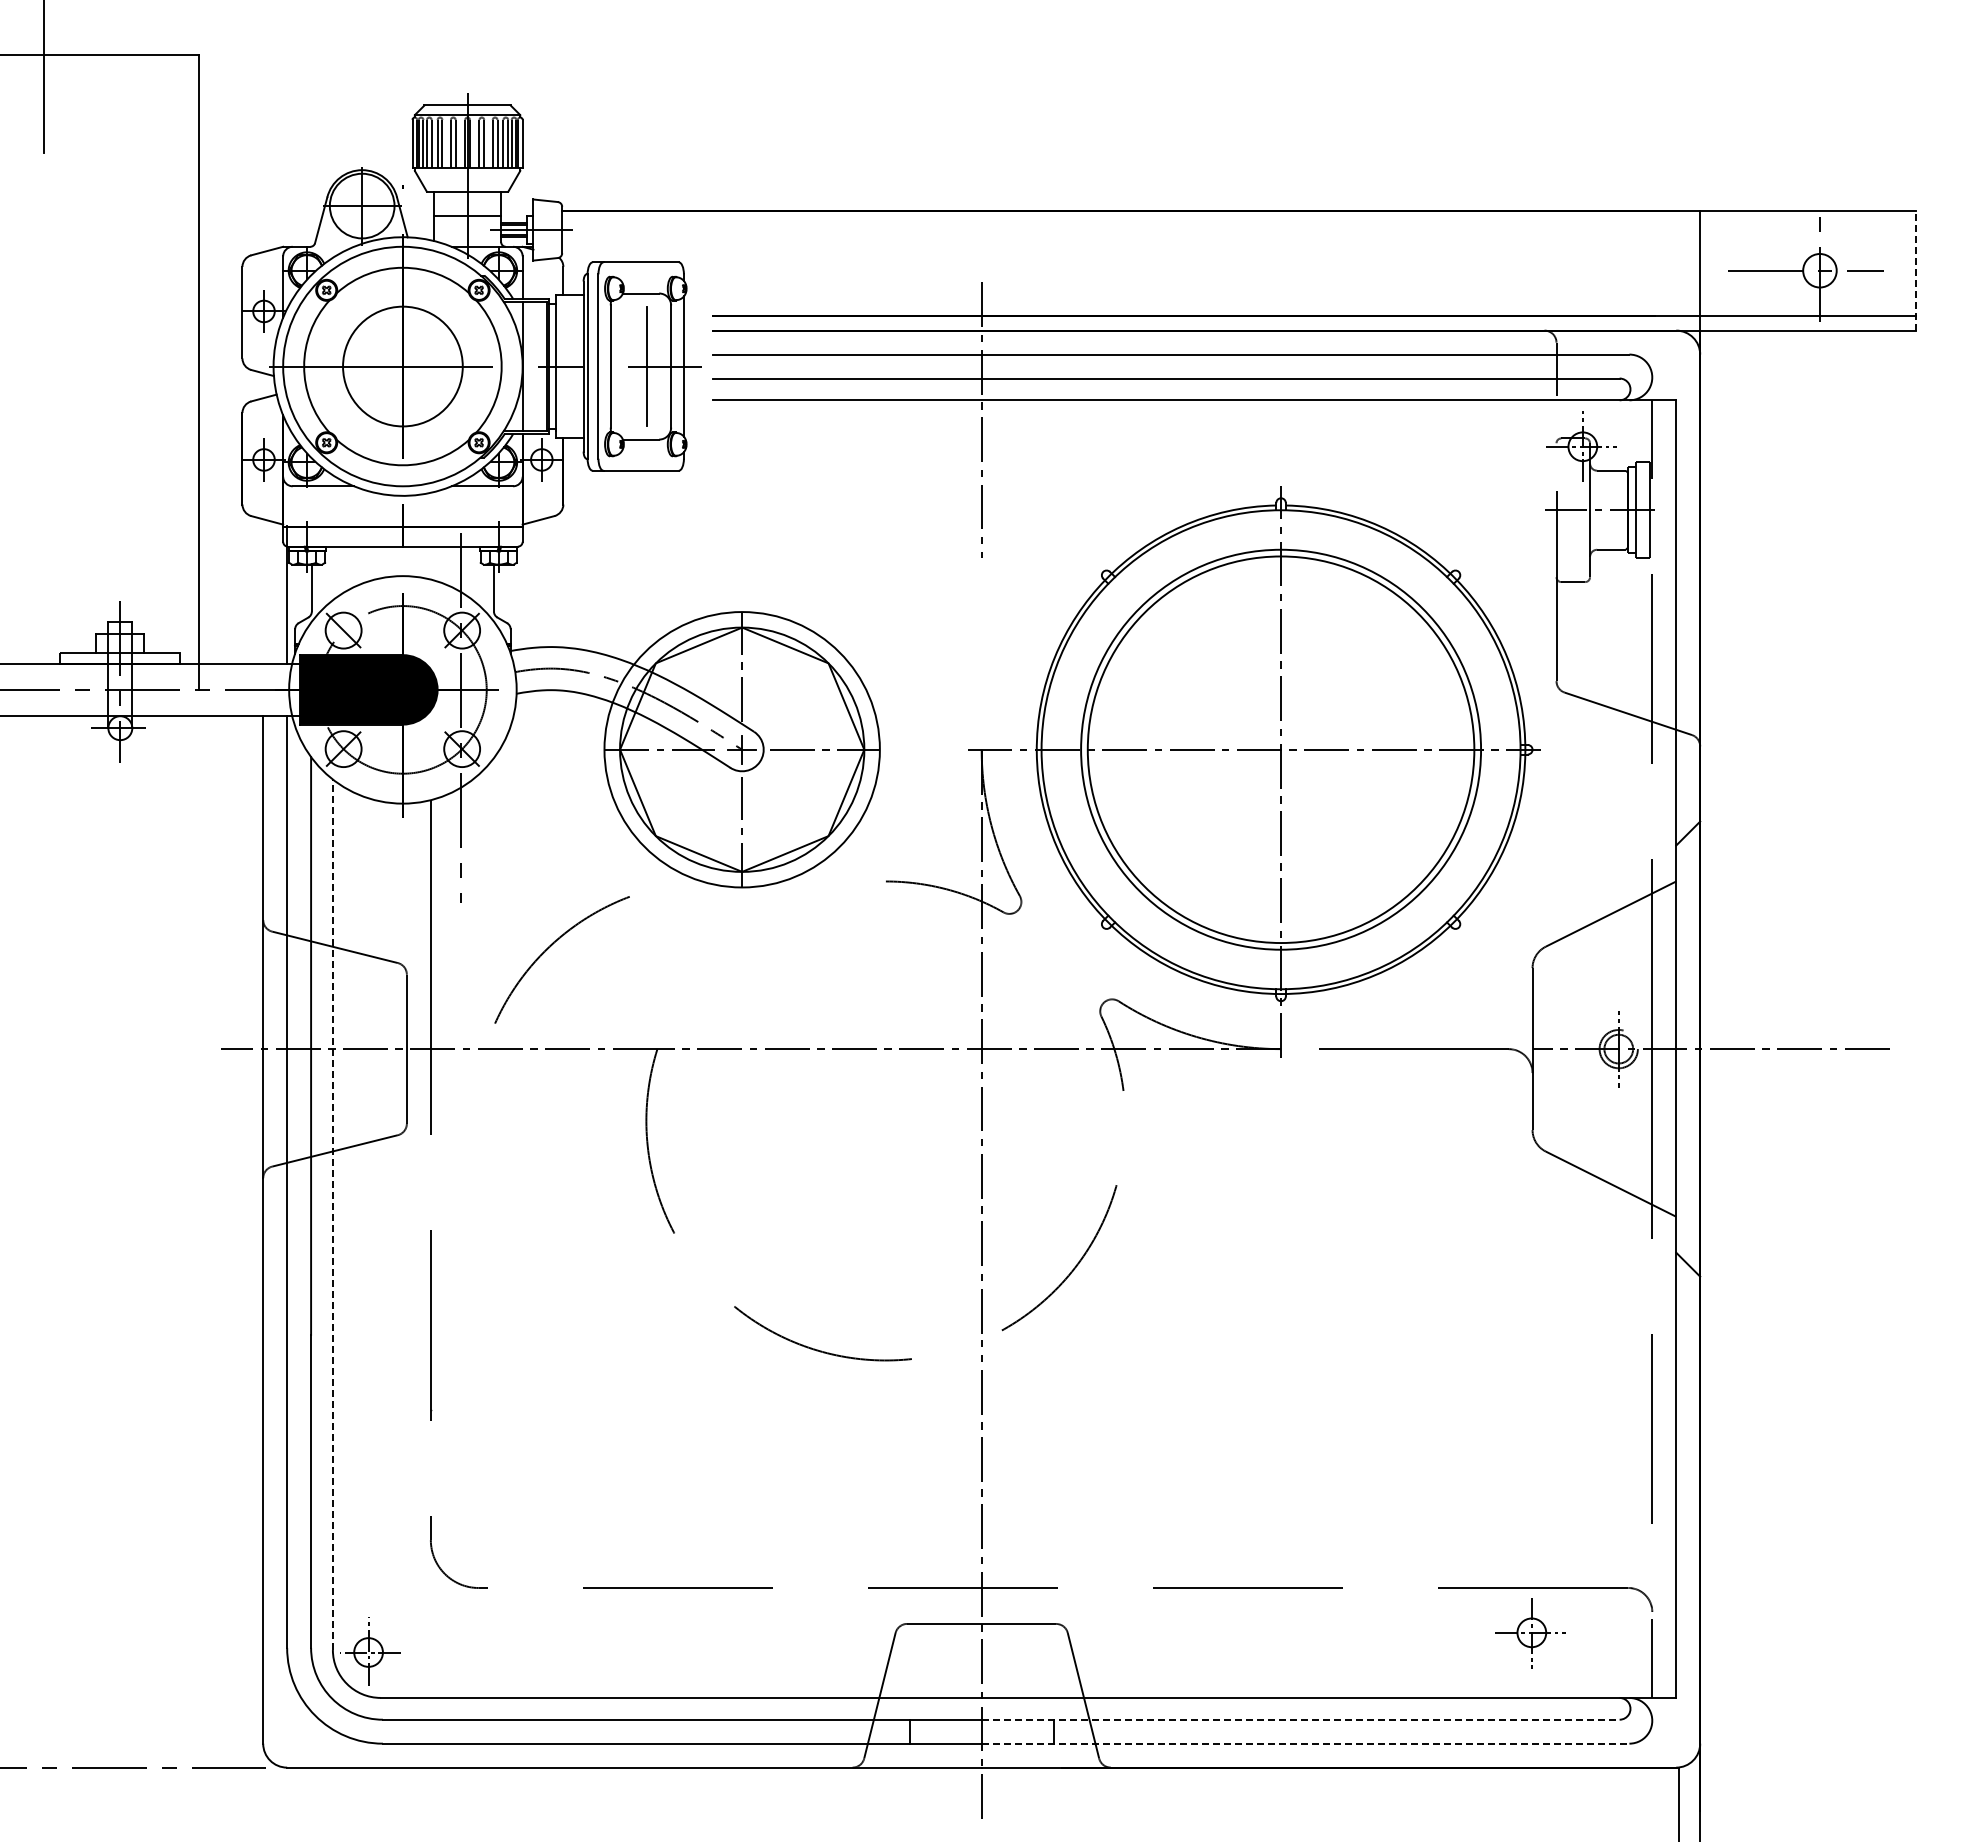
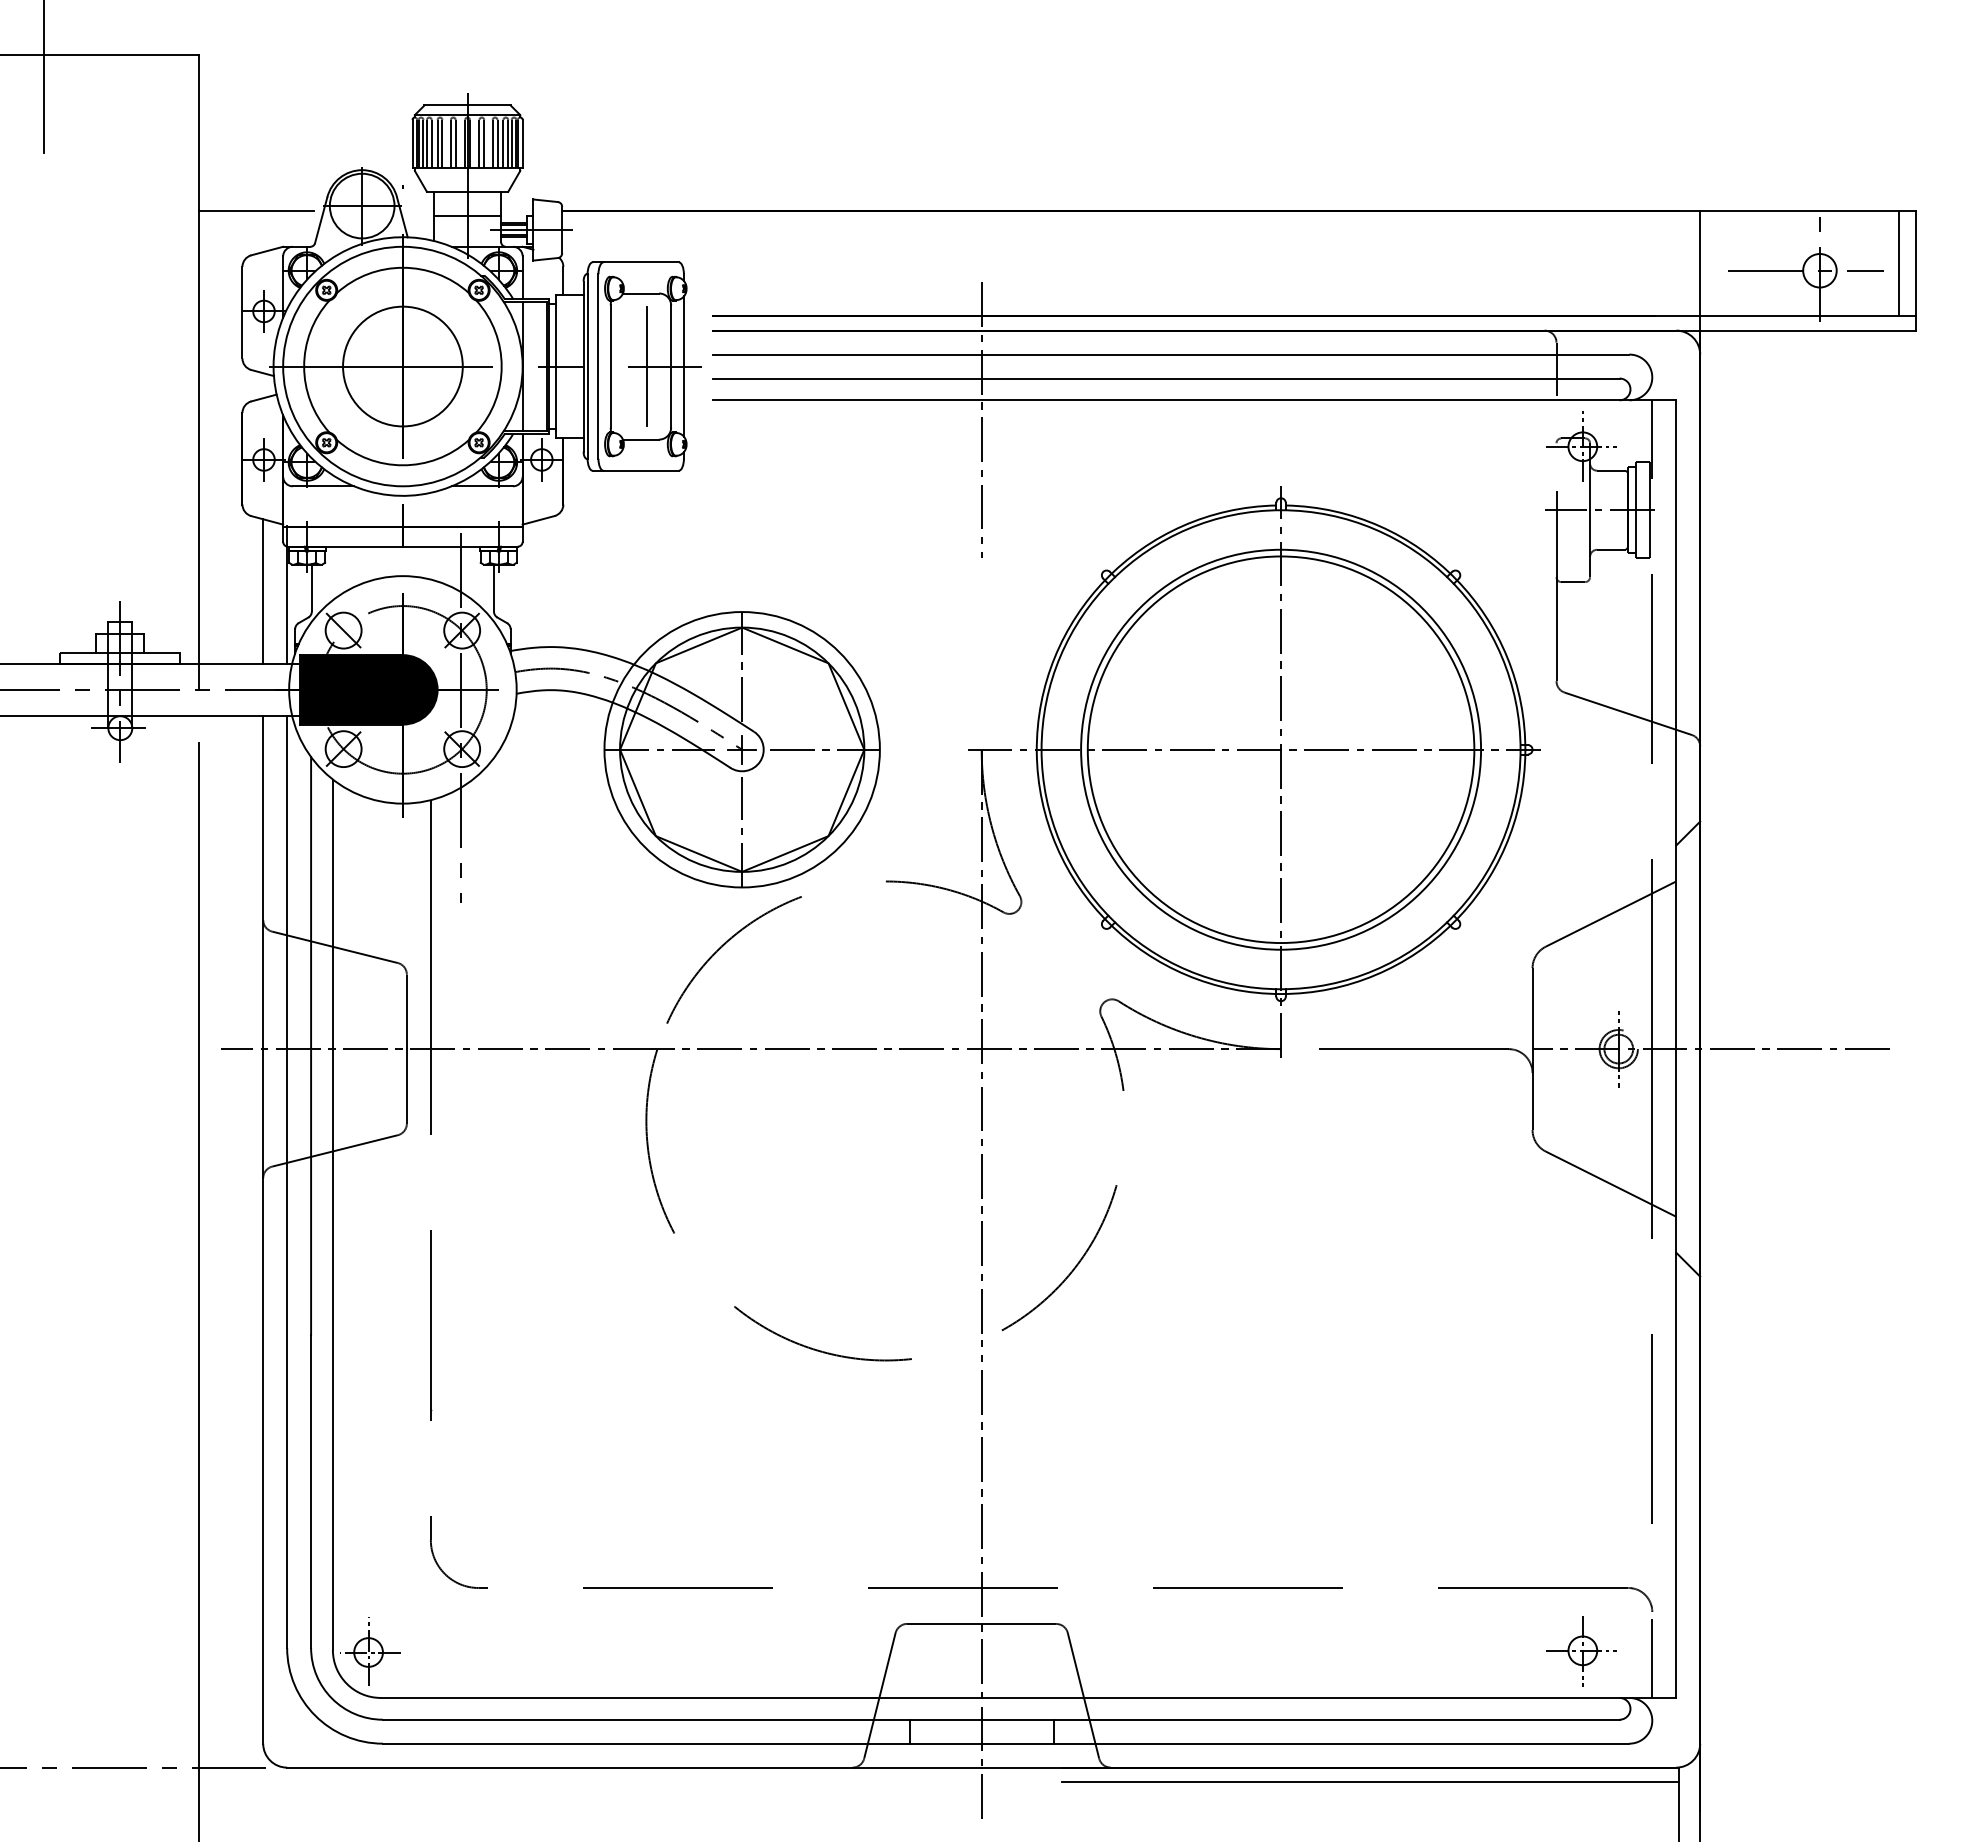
line: none -> present (256, 210)
line: none -> present (1898, 263)
line: dashed -> solid (1915, 270)
line: none -> present (263, 591)
arc position: (550, 947) -> (722, 947) (722, 947)
line: dashed -> solid (332, 1214)
line: none -> present (199, 1290)
part position: (1530, 1633) -> (1581, 1651) (1581, 1651)
line: dashed -> solid (1300, 1719)
line: dashed -> solid (1305, 1743)
line: none -> present (1369, 1781)
